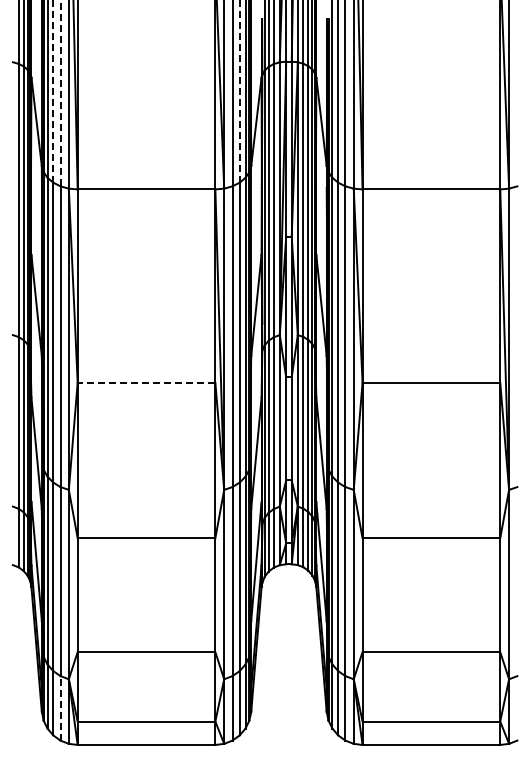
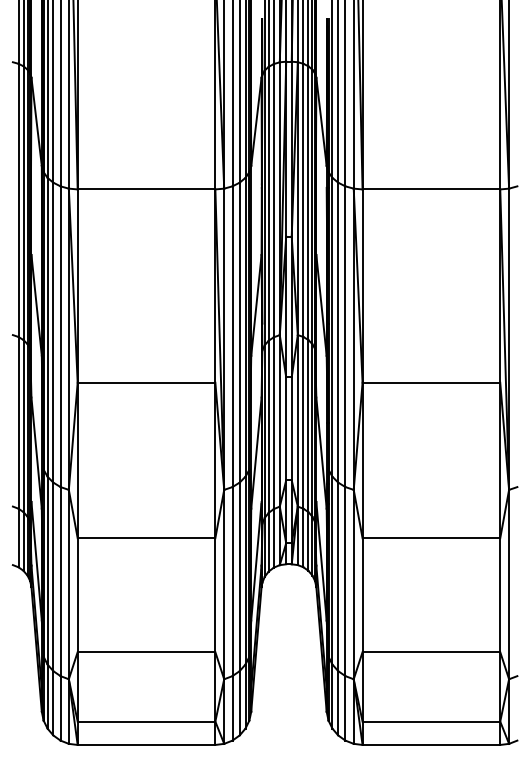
line: dashed -> solid (53, 91)
line: dashed -> solid (239, 91)
line: dashed -> solid (60, 93)
line: dashed -> solid (146, 382)
line: dashed -> solid (60, 707)
